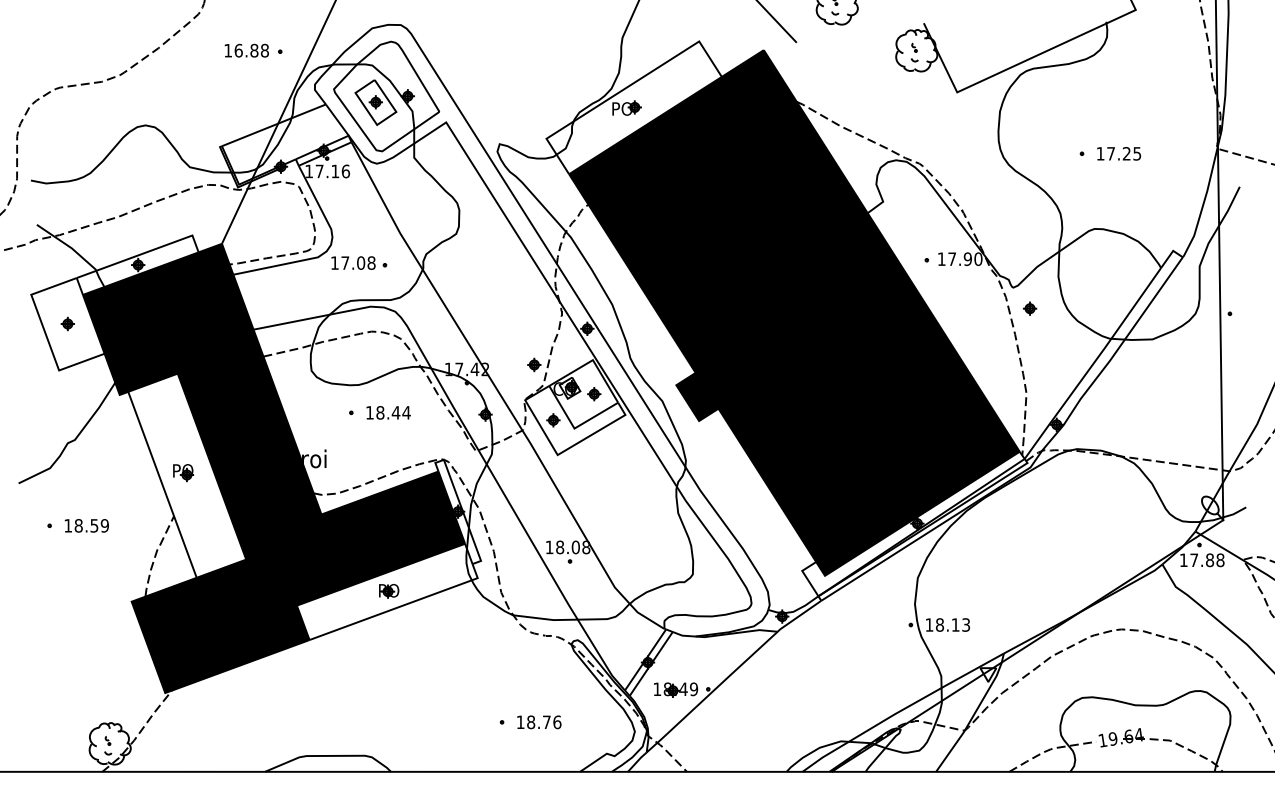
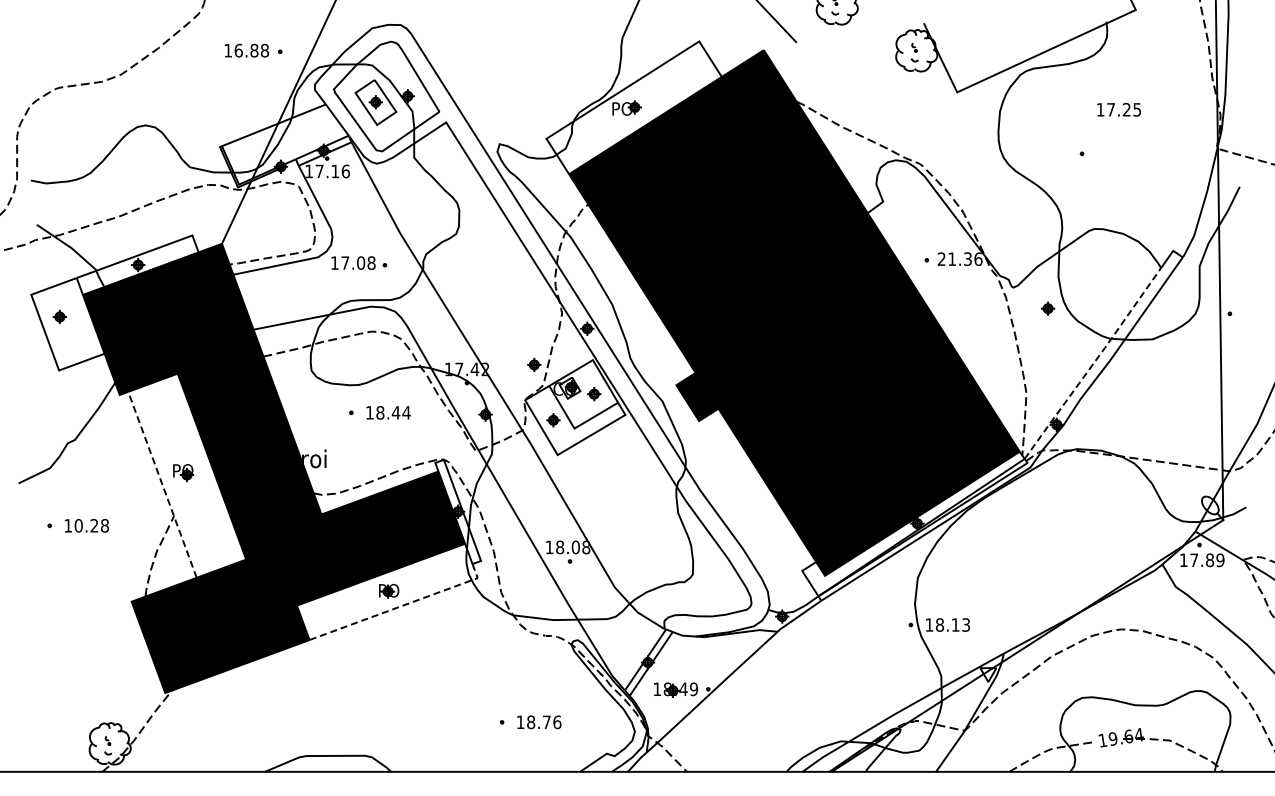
text position: (1119, 153) -> (1119, 109) (1119, 109)
text: 17.90 -> 21.36 (959, 258)
part position: (1030, 308) -> (1048, 308) (1048, 308)
part position: (67, 323) -> (59, 316) (59, 316)
line: solid -> dashed (1093, 363)
line: solid -> dashed (162, 484)
text: 18.59 -> 10.28 (91, 525)
text: 17.88 -> 17.89 (1220, 560)
line: solid -> dashed (401, 606)
